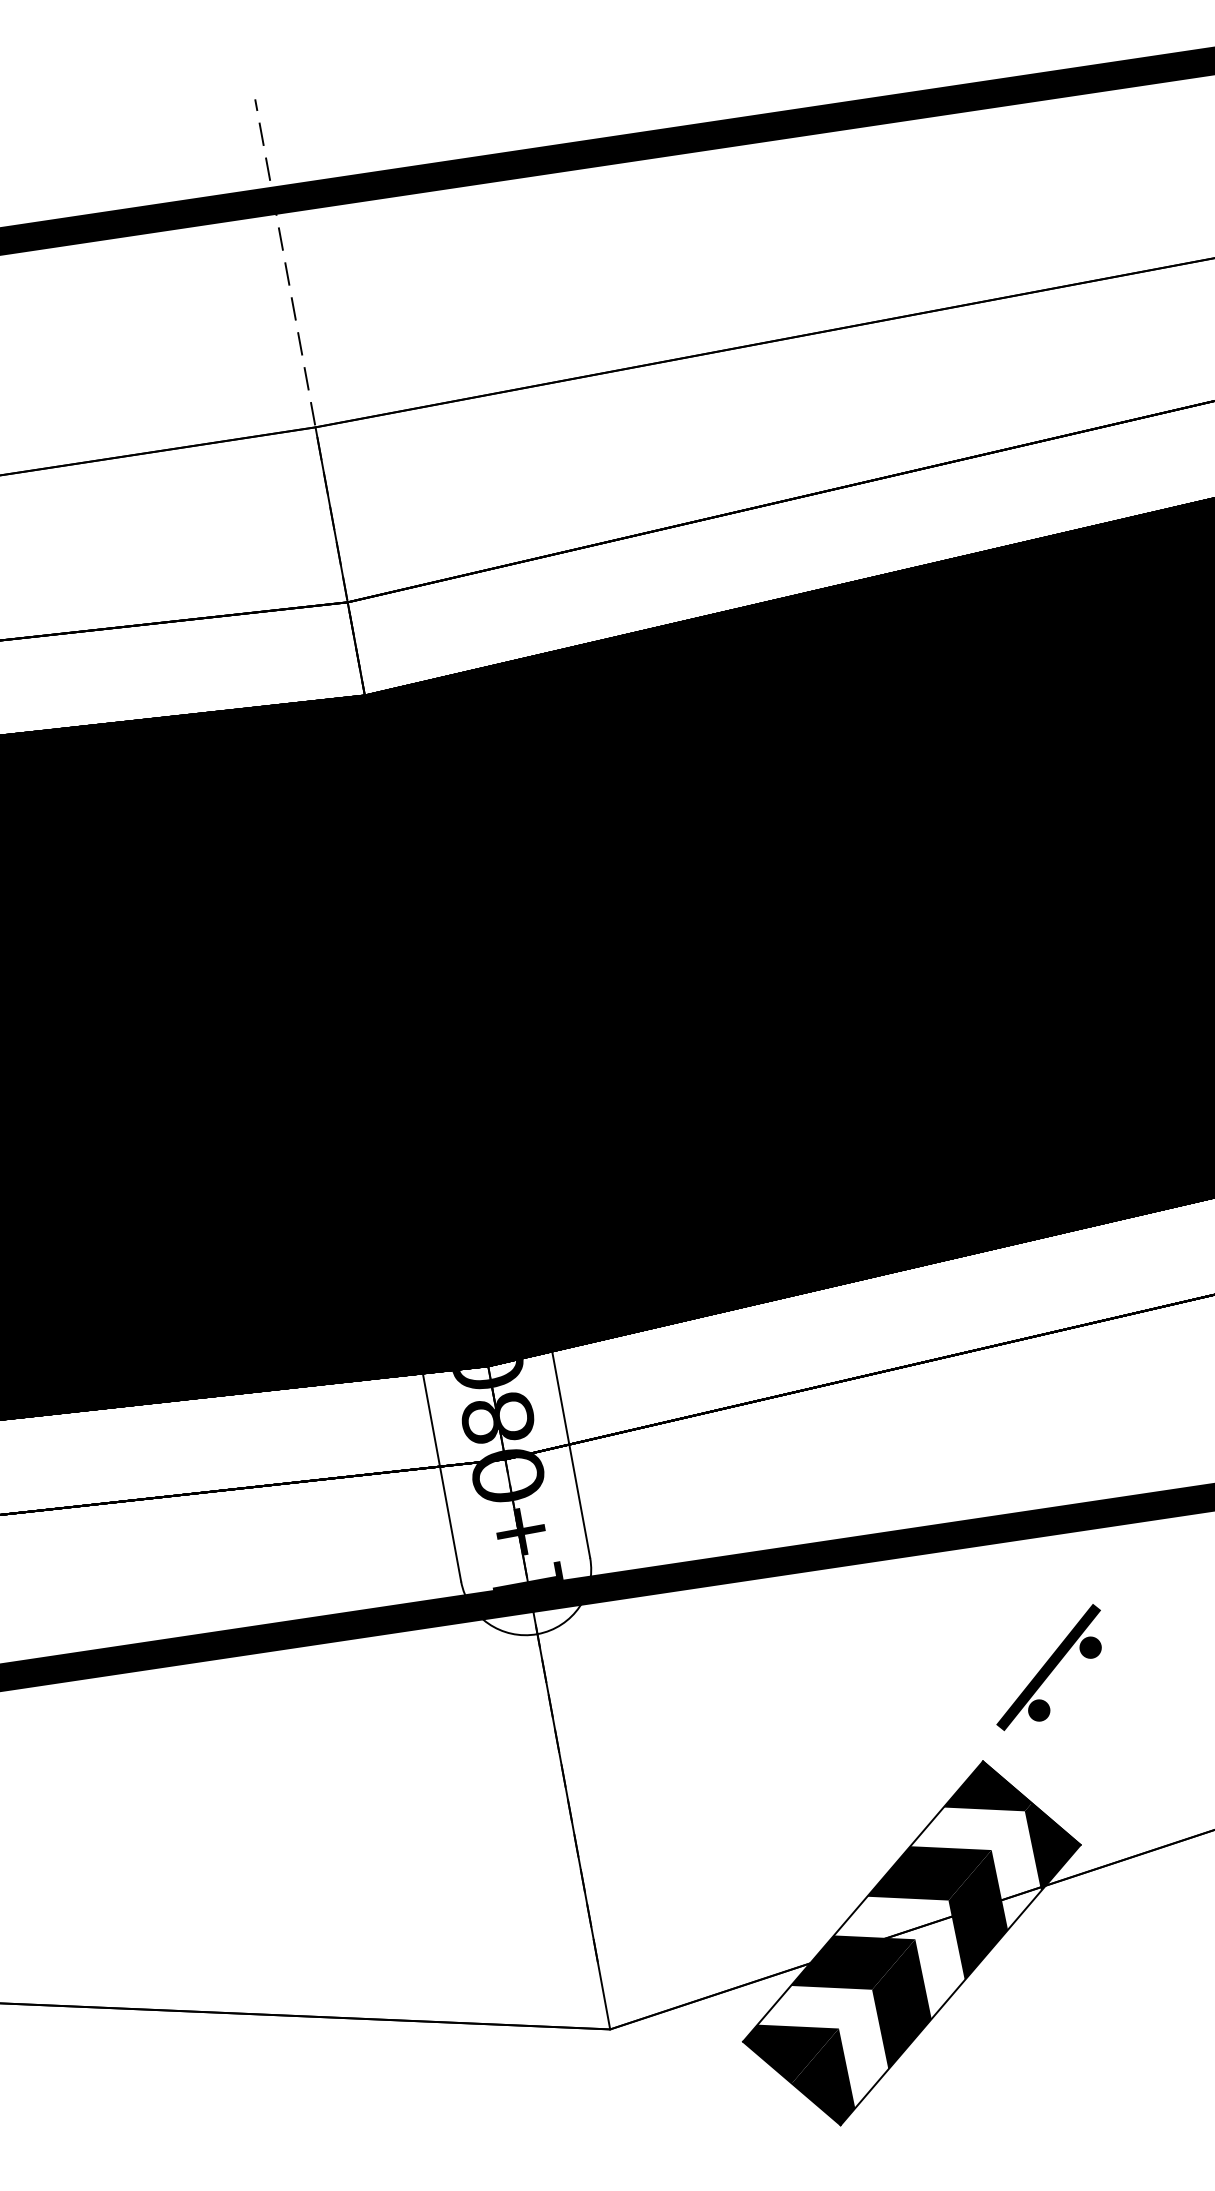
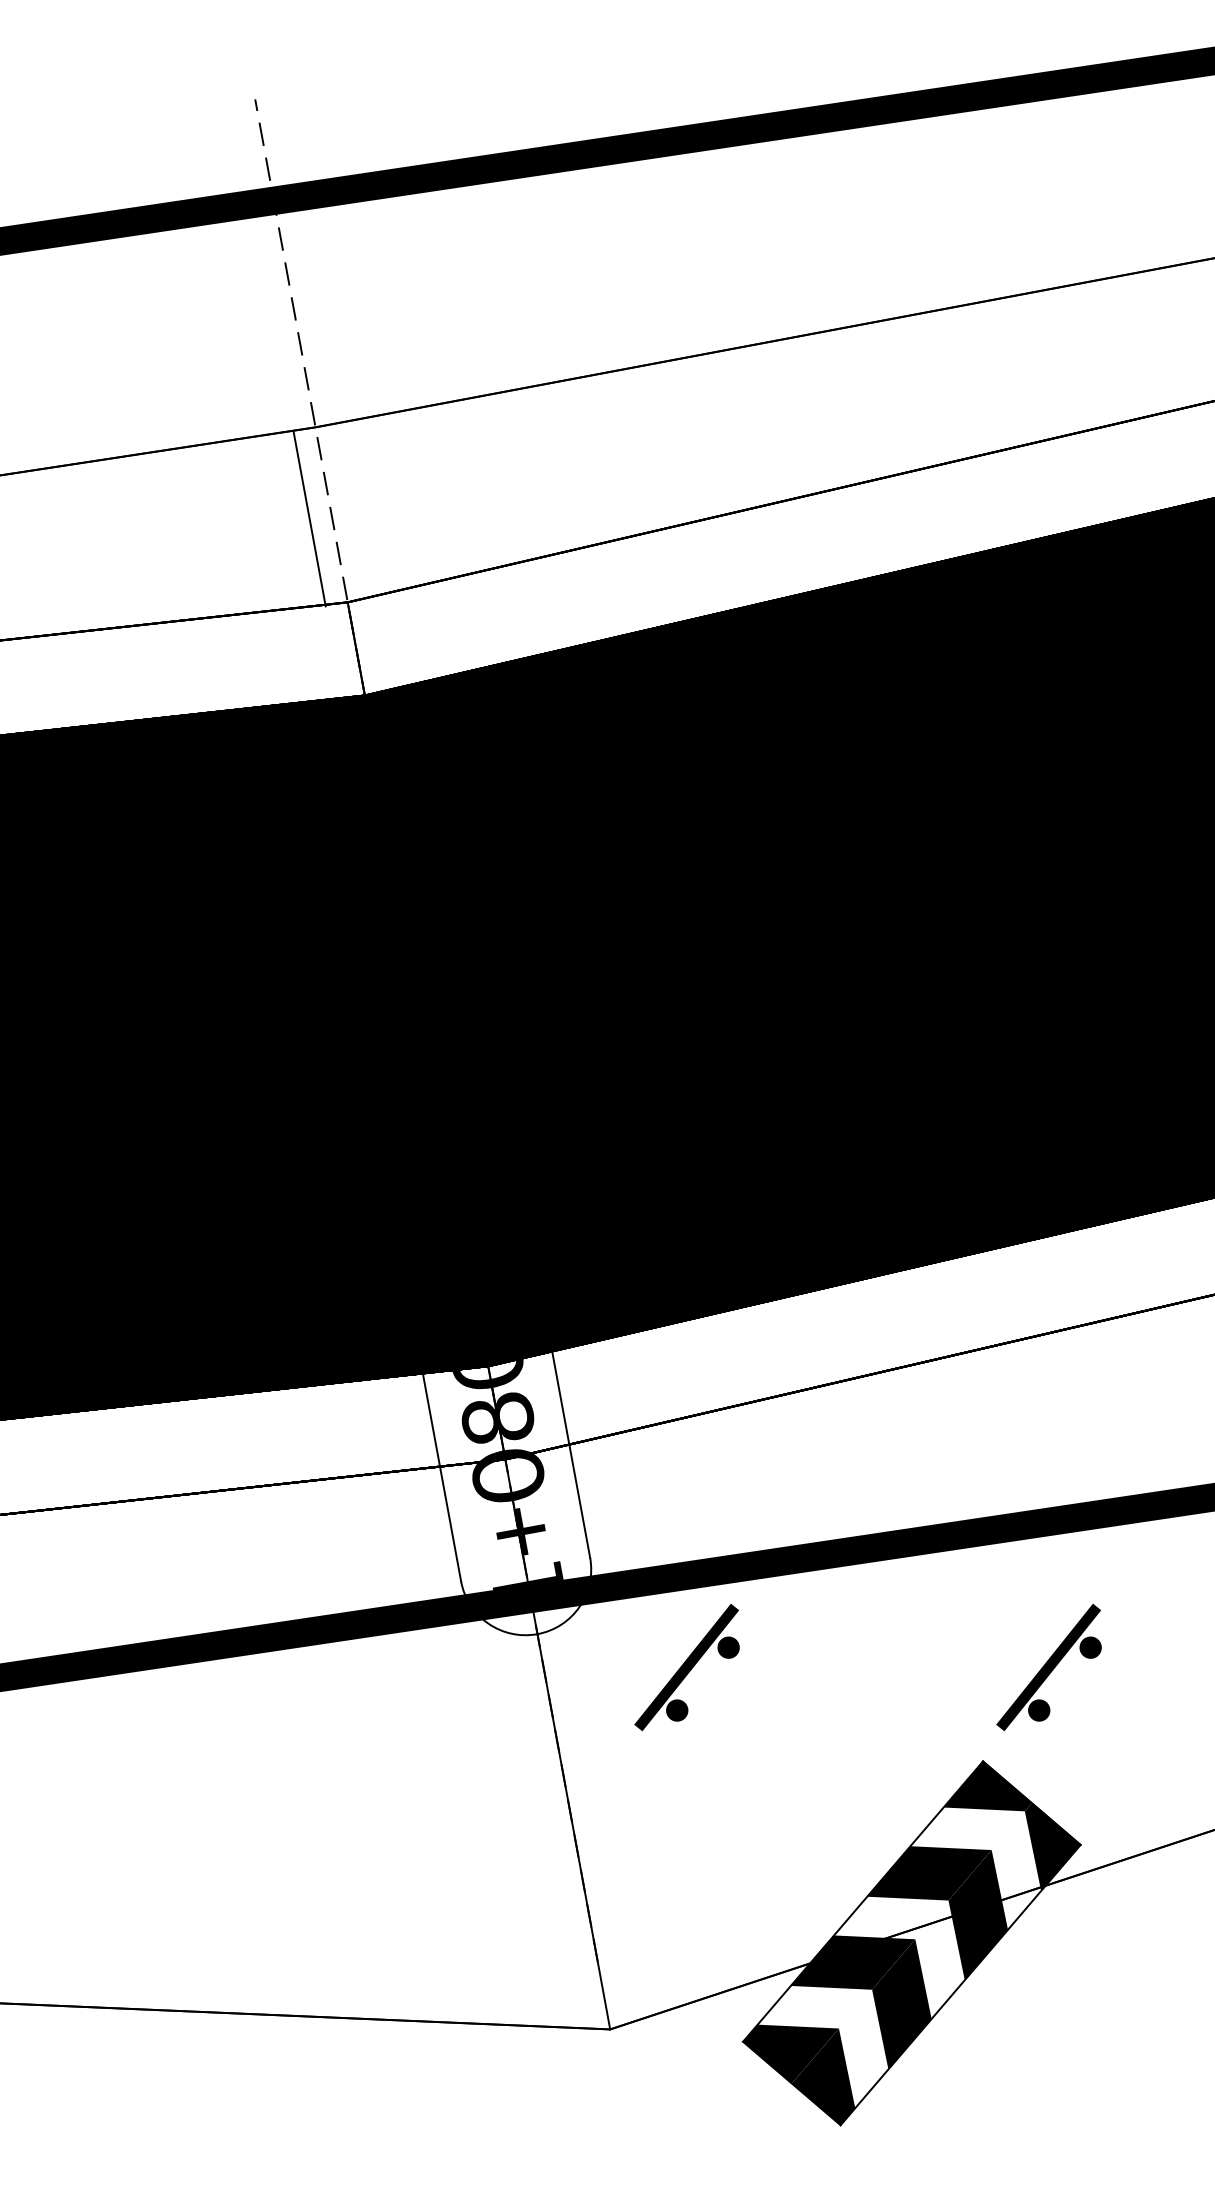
line position: (331, 514) -> (309, 518) (309, 518)
part: none -> present (686, 1667)
